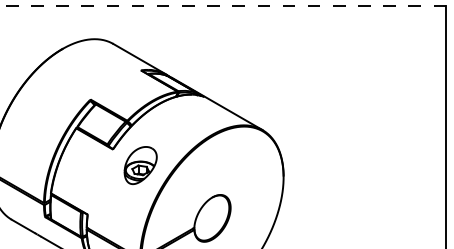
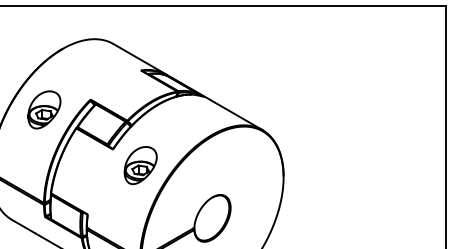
line: dashed -> solid (223, 6)
part: none -> present (44, 109)
